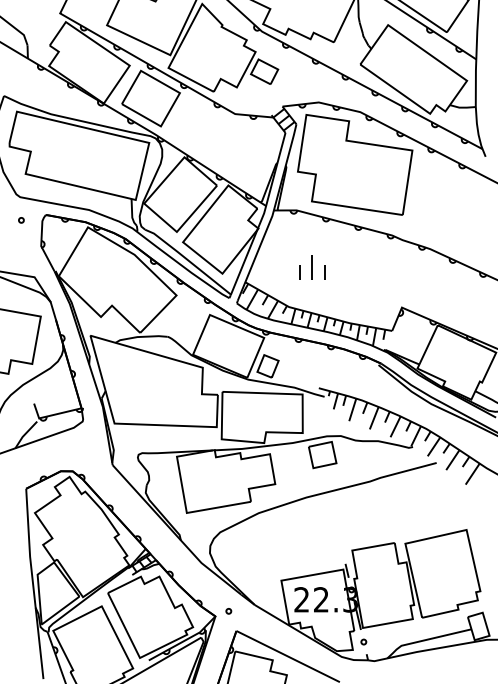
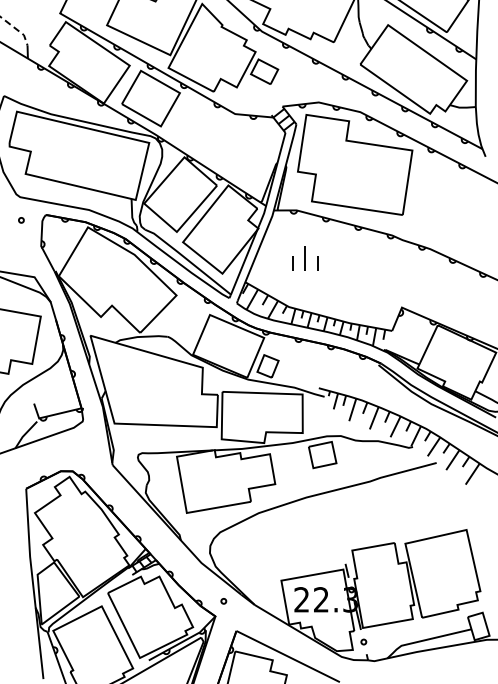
line: solid -> dashed (16, 29)
part position: (312, 267) -> (305, 258) (305, 258)
part position: (228, 611) -> (223, 601) (223, 601)
